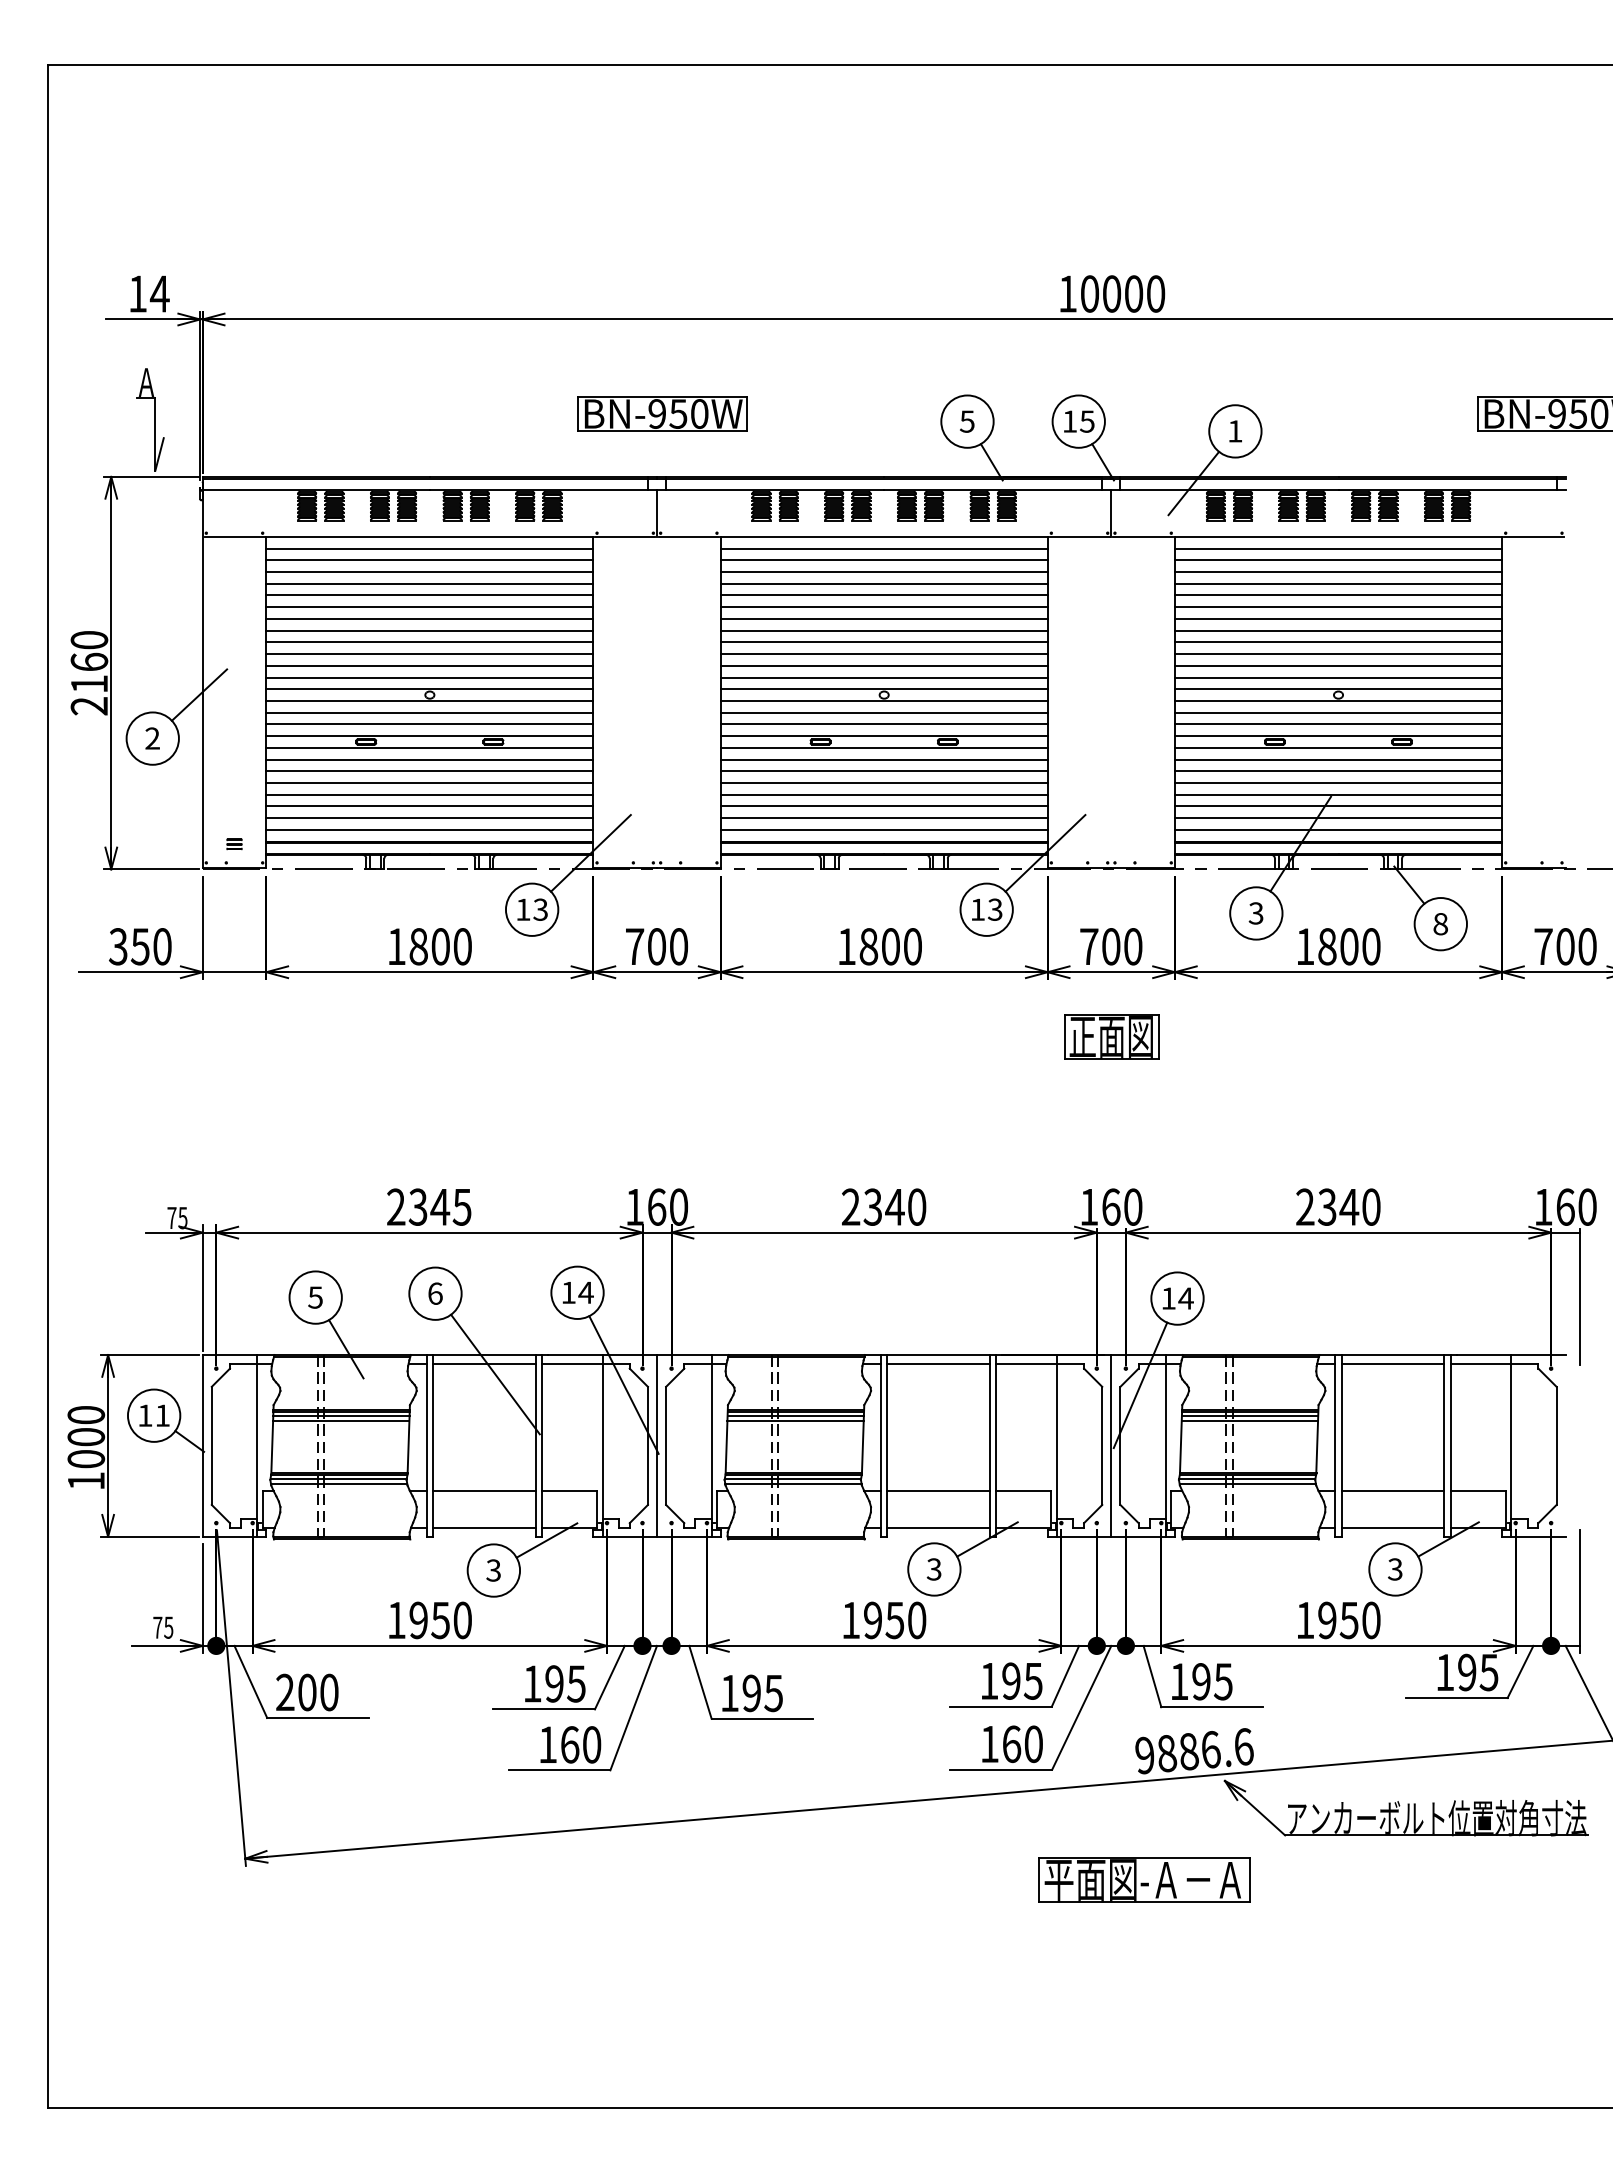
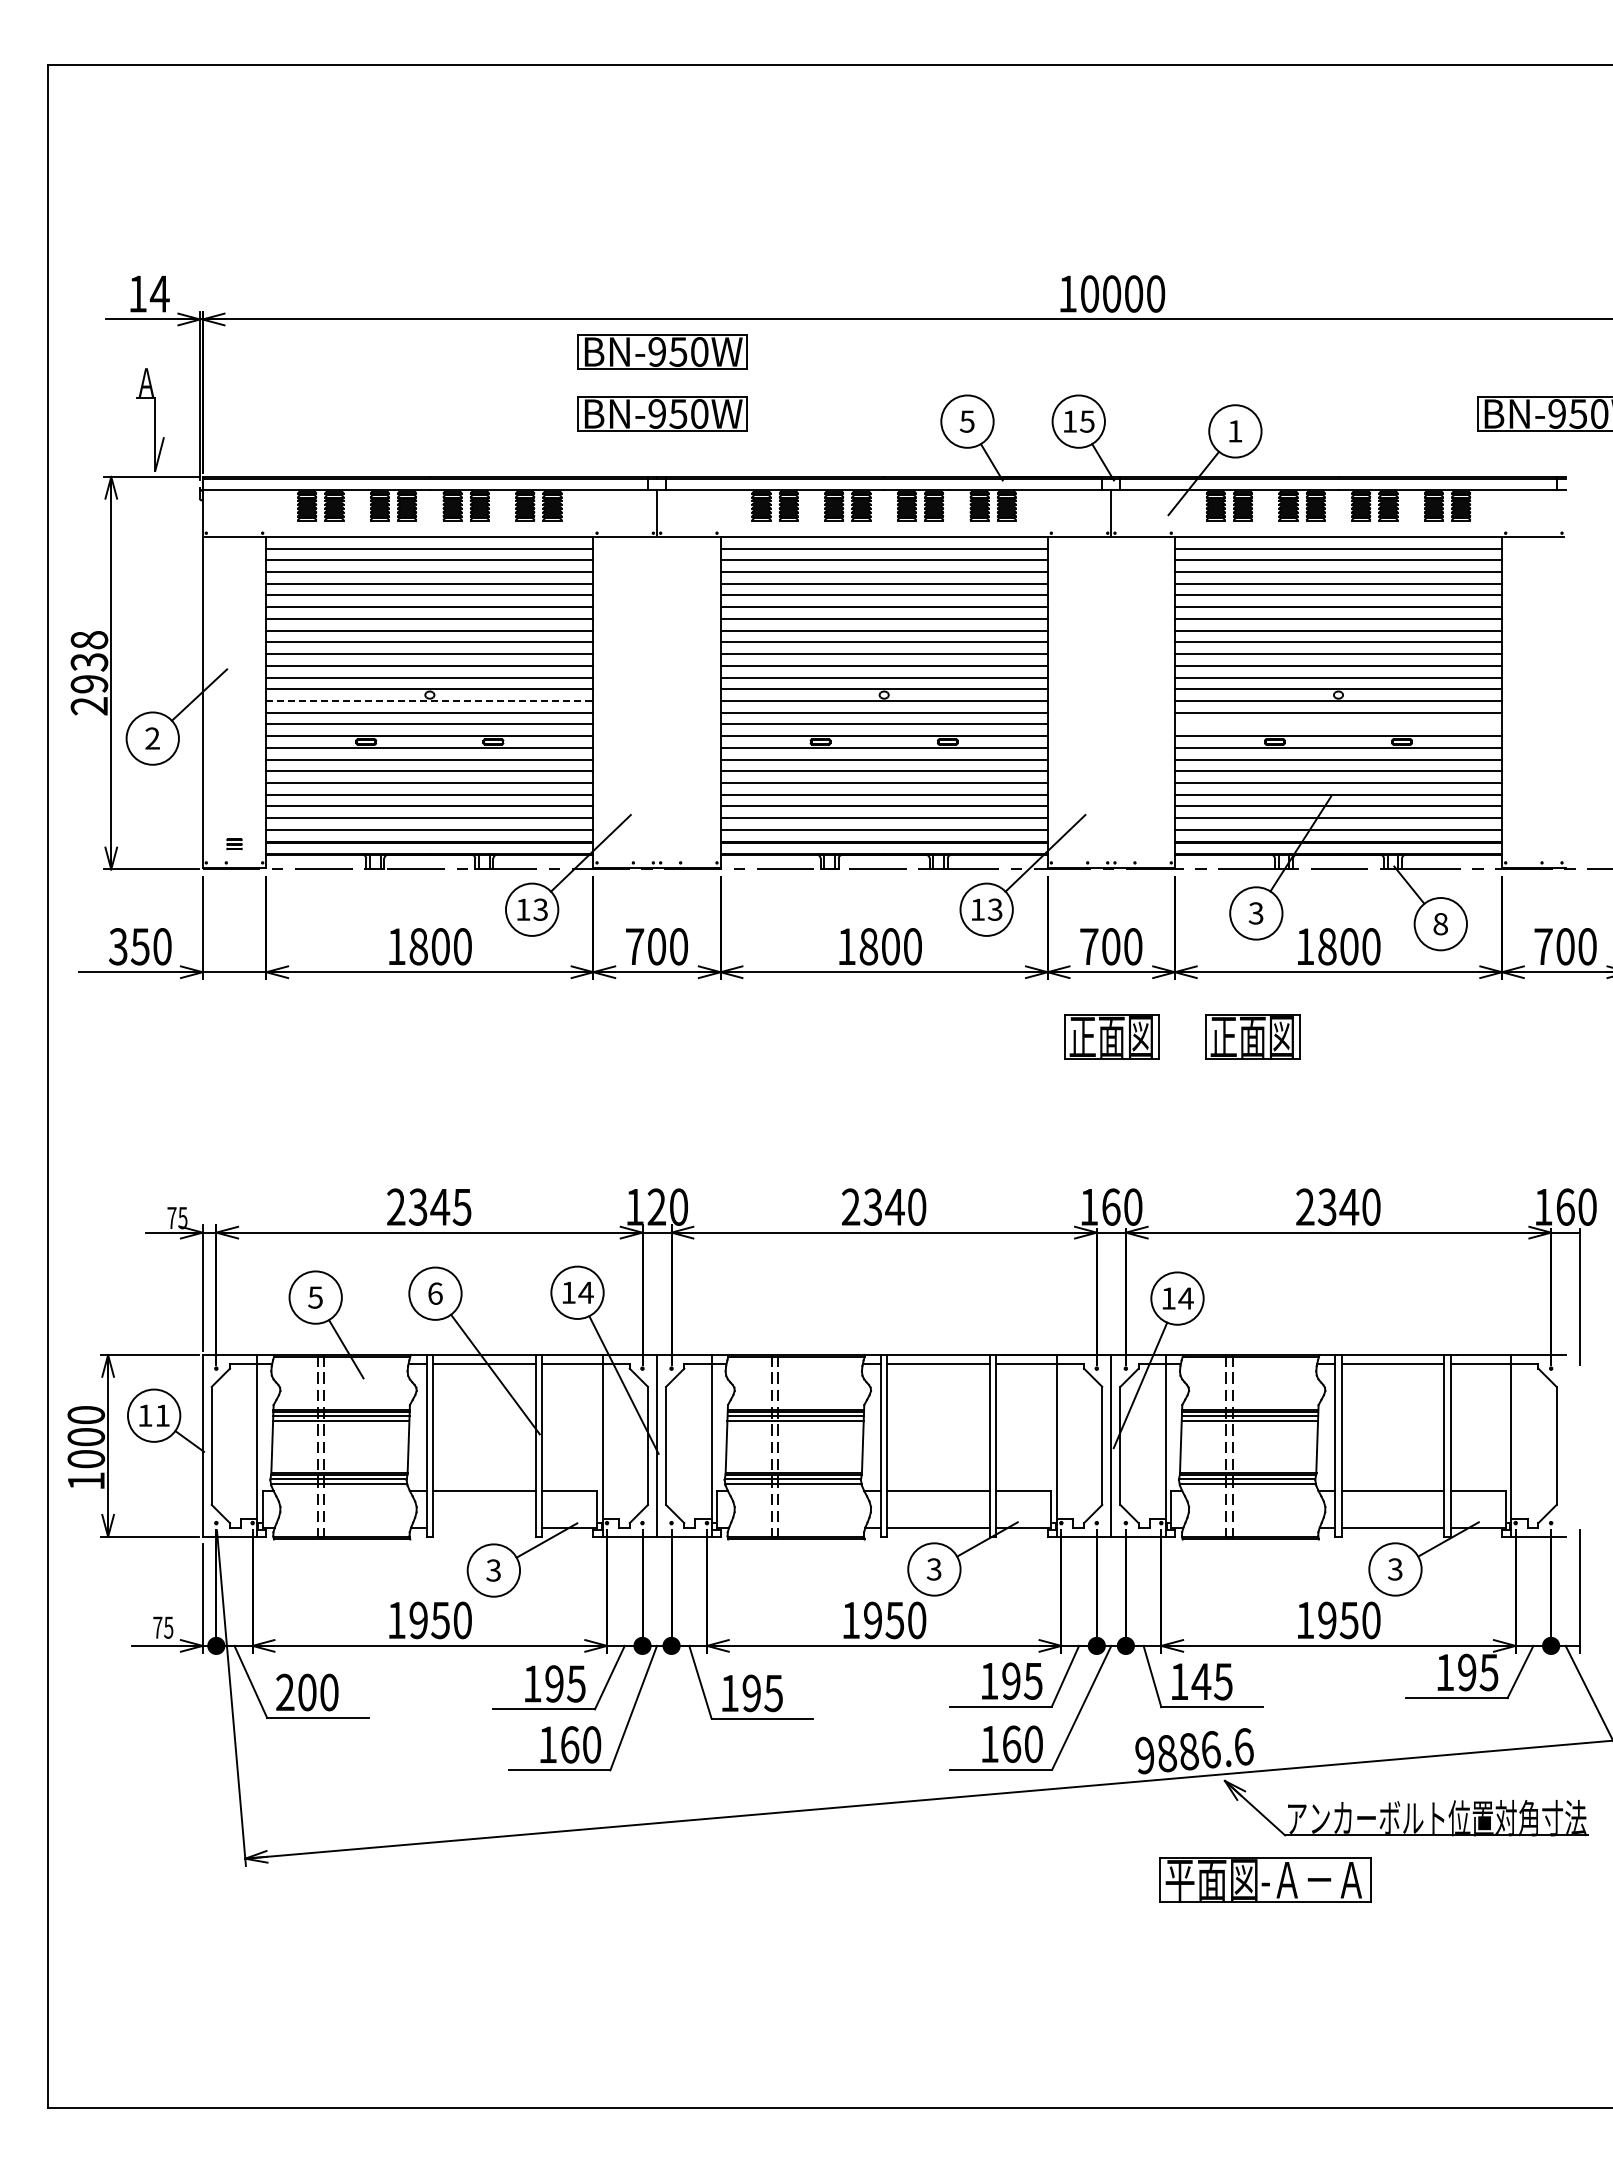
part: none -> present (662, 351)
text: 2160 -> 2938 (89, 662)
line: solid -> dashed (429, 700)
line: present -> none (1338, 724)
part: none -> present (1252, 1036)
text: 160 -> 120 (656, 1206)
line: present -> none (483, 1527)
text: 195 -> 145 (1201, 1681)
part position: (1144, 1879) -> (1265, 1879) (1265, 1879)
